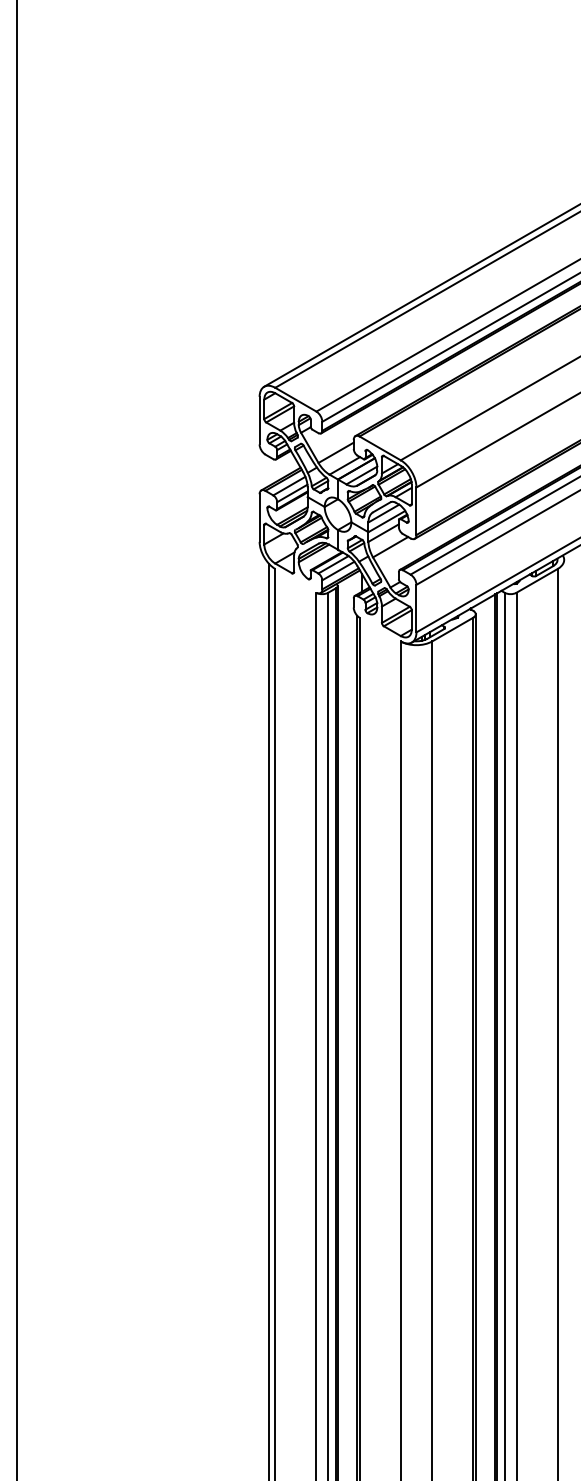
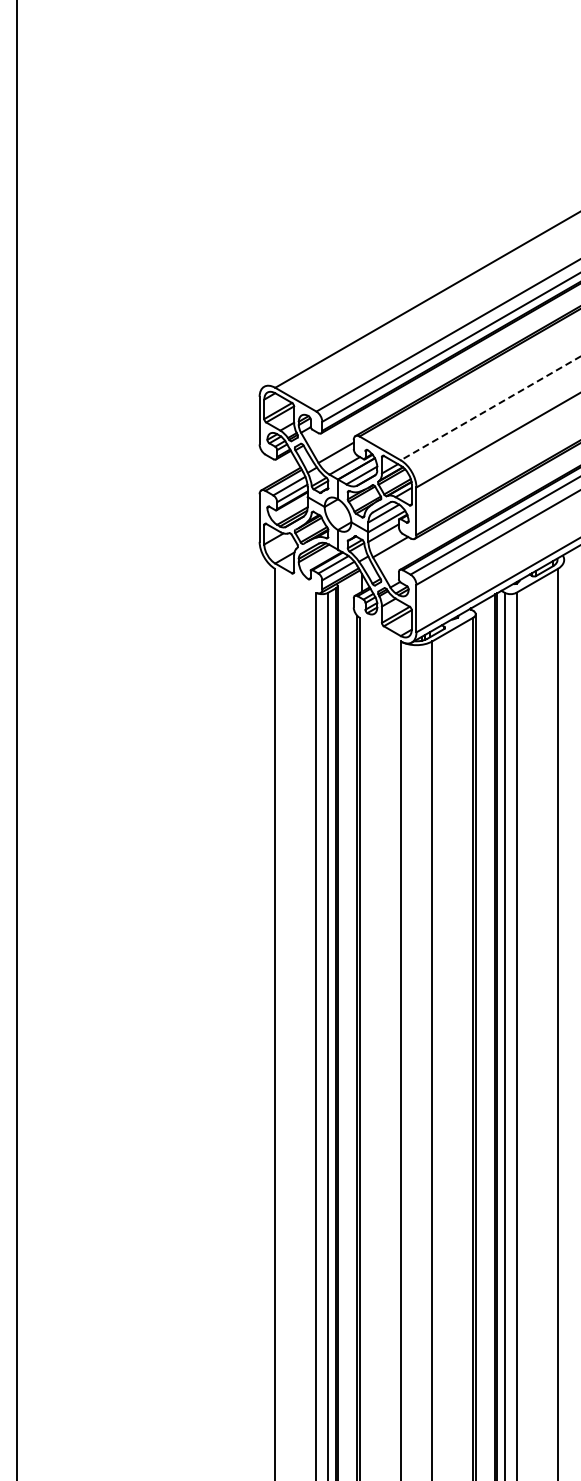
line: present -> none (420, 295)
line: solid -> dashed (490, 408)
line: present -> none (268, 1020)
